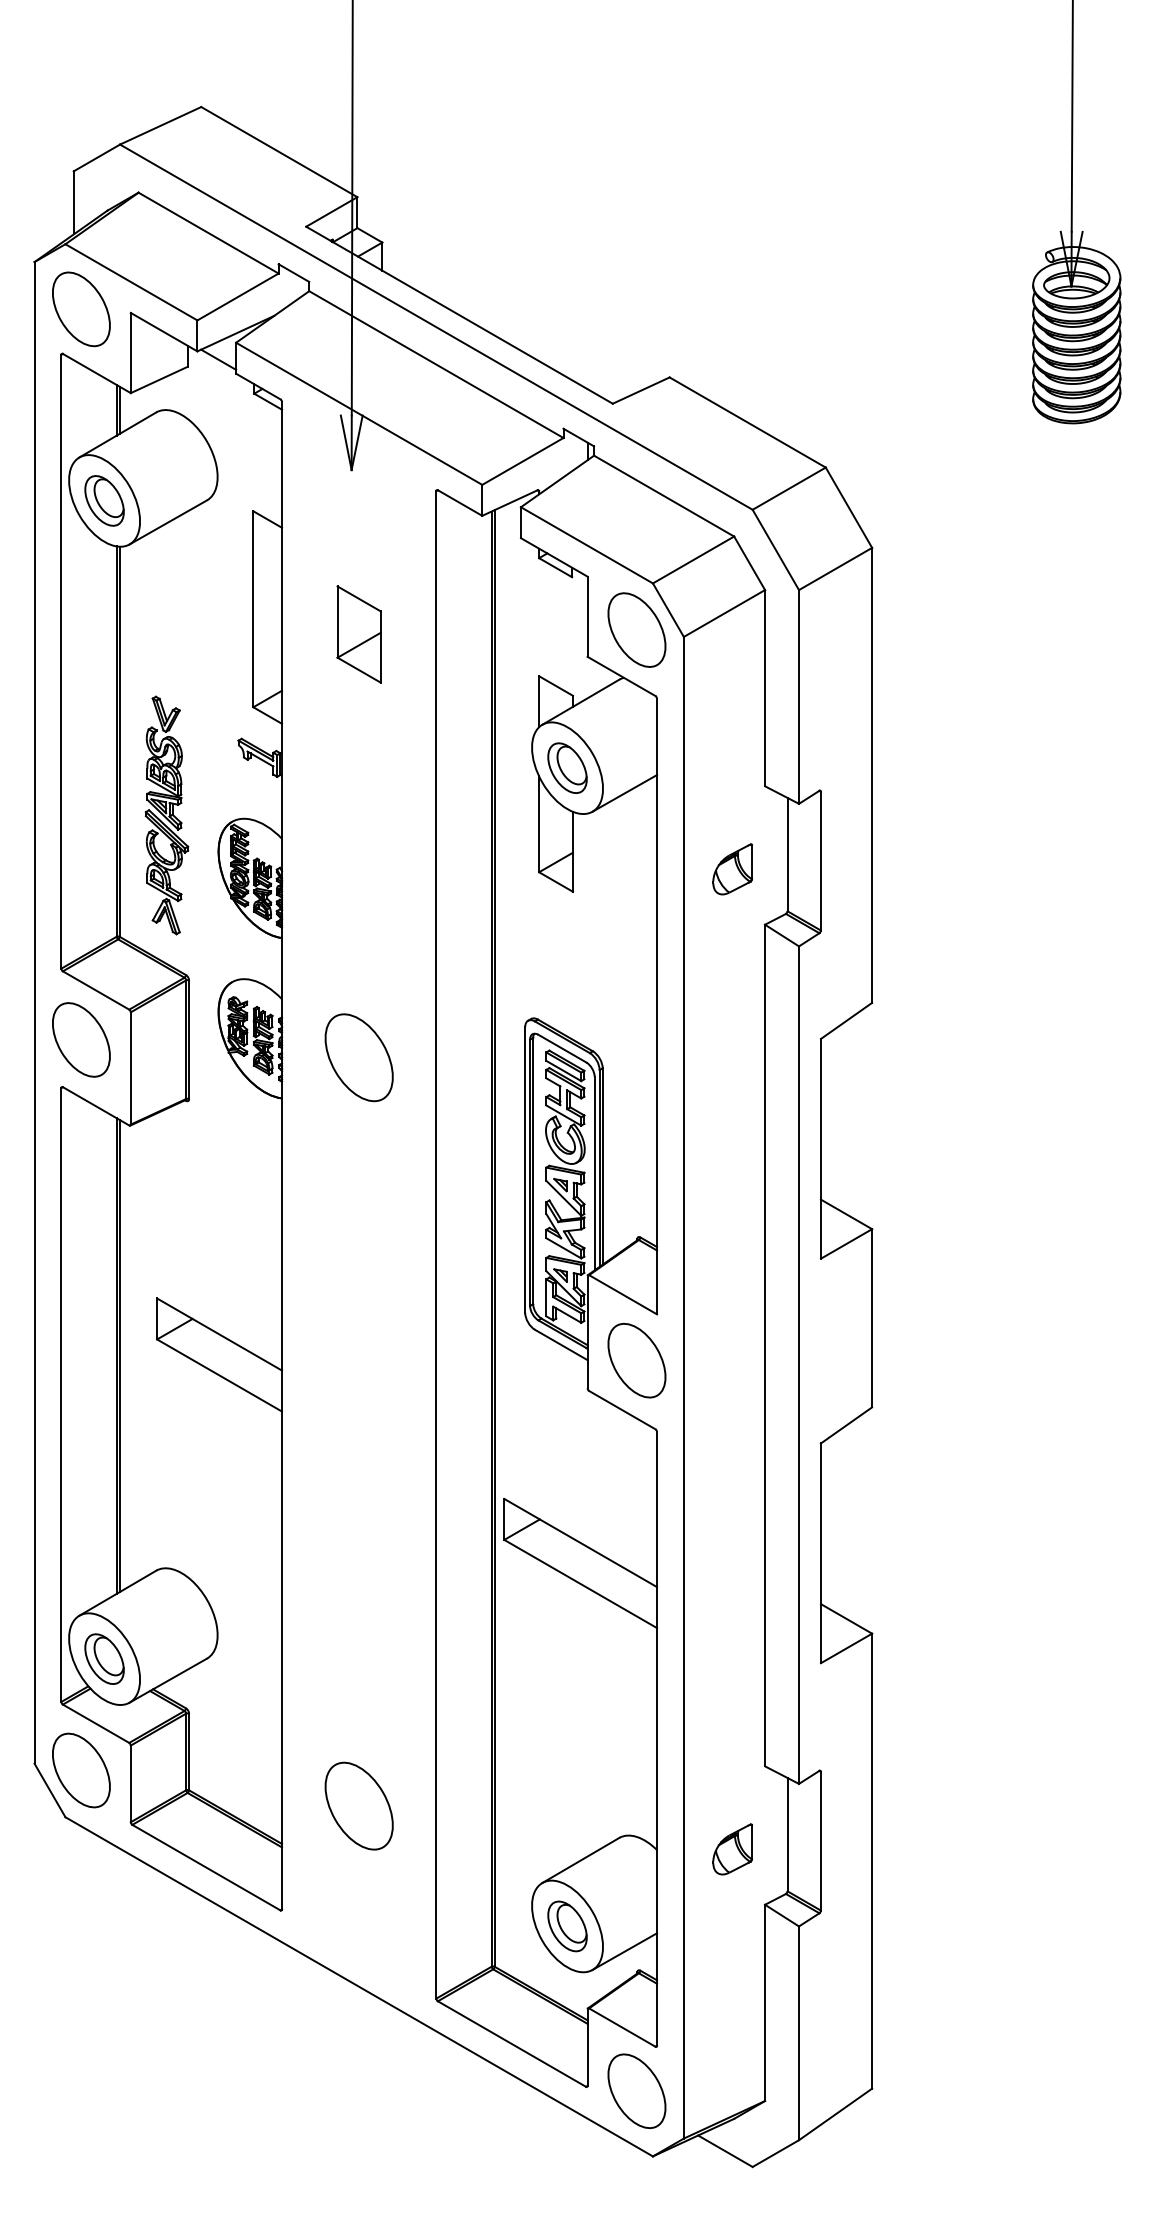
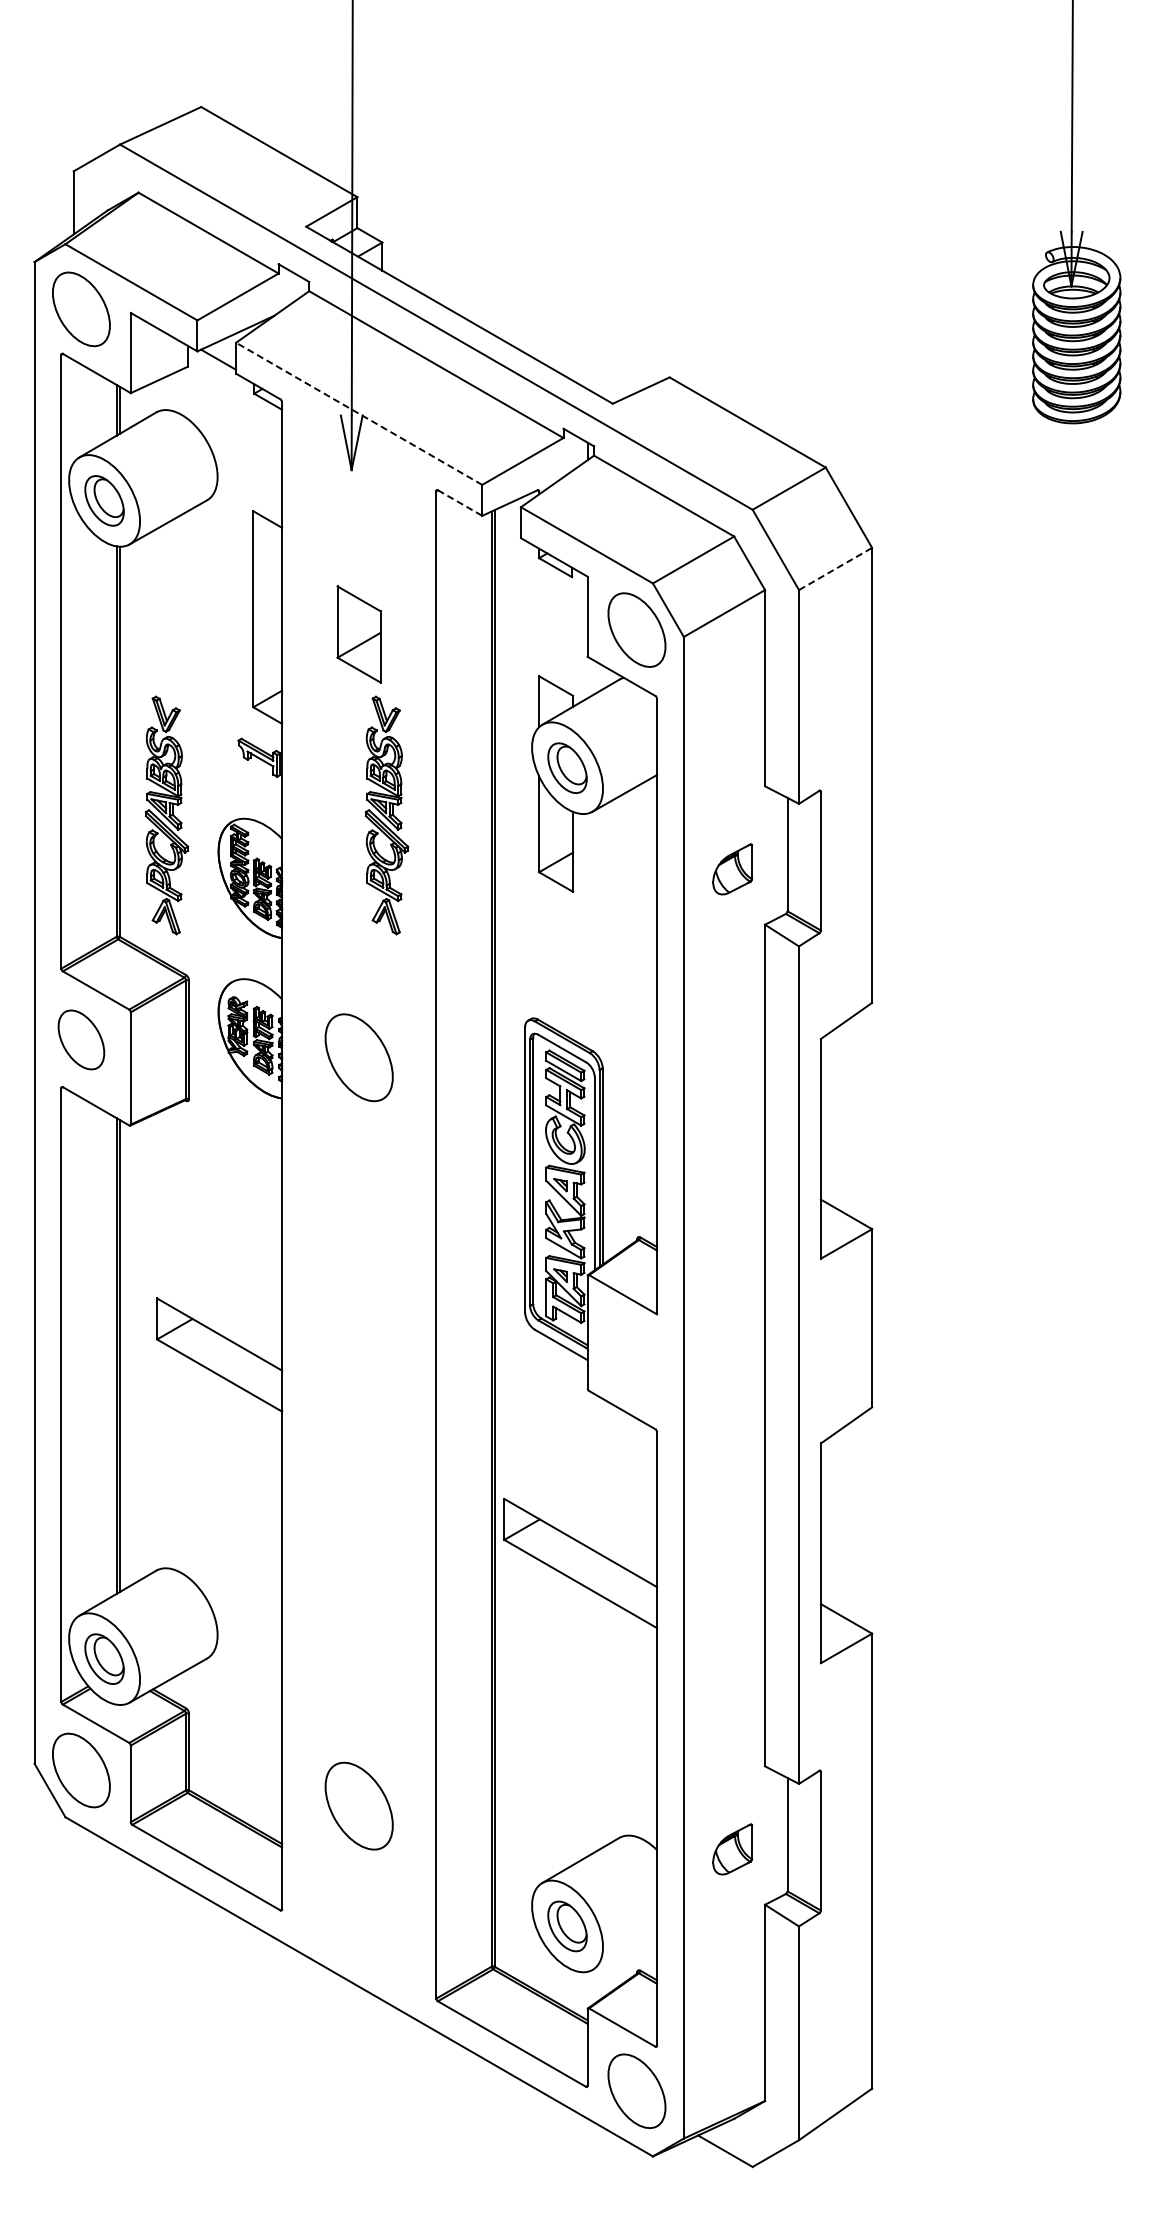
line: solid -> dashed (358, 413)
line: solid -> dashed (460, 503)
line: solid -> dashed (836, 568)
part: none -> present (386, 815)
part size: 59x76 px -> 49x62 px (81, 1039)
part: present -> none (636, 1360)
line: present -> none (624, 1951)
